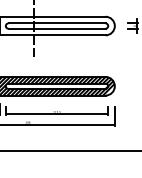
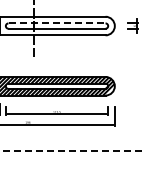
line: solid -> dashed (57, 23)
line: solid -> dashed (71, 150)
